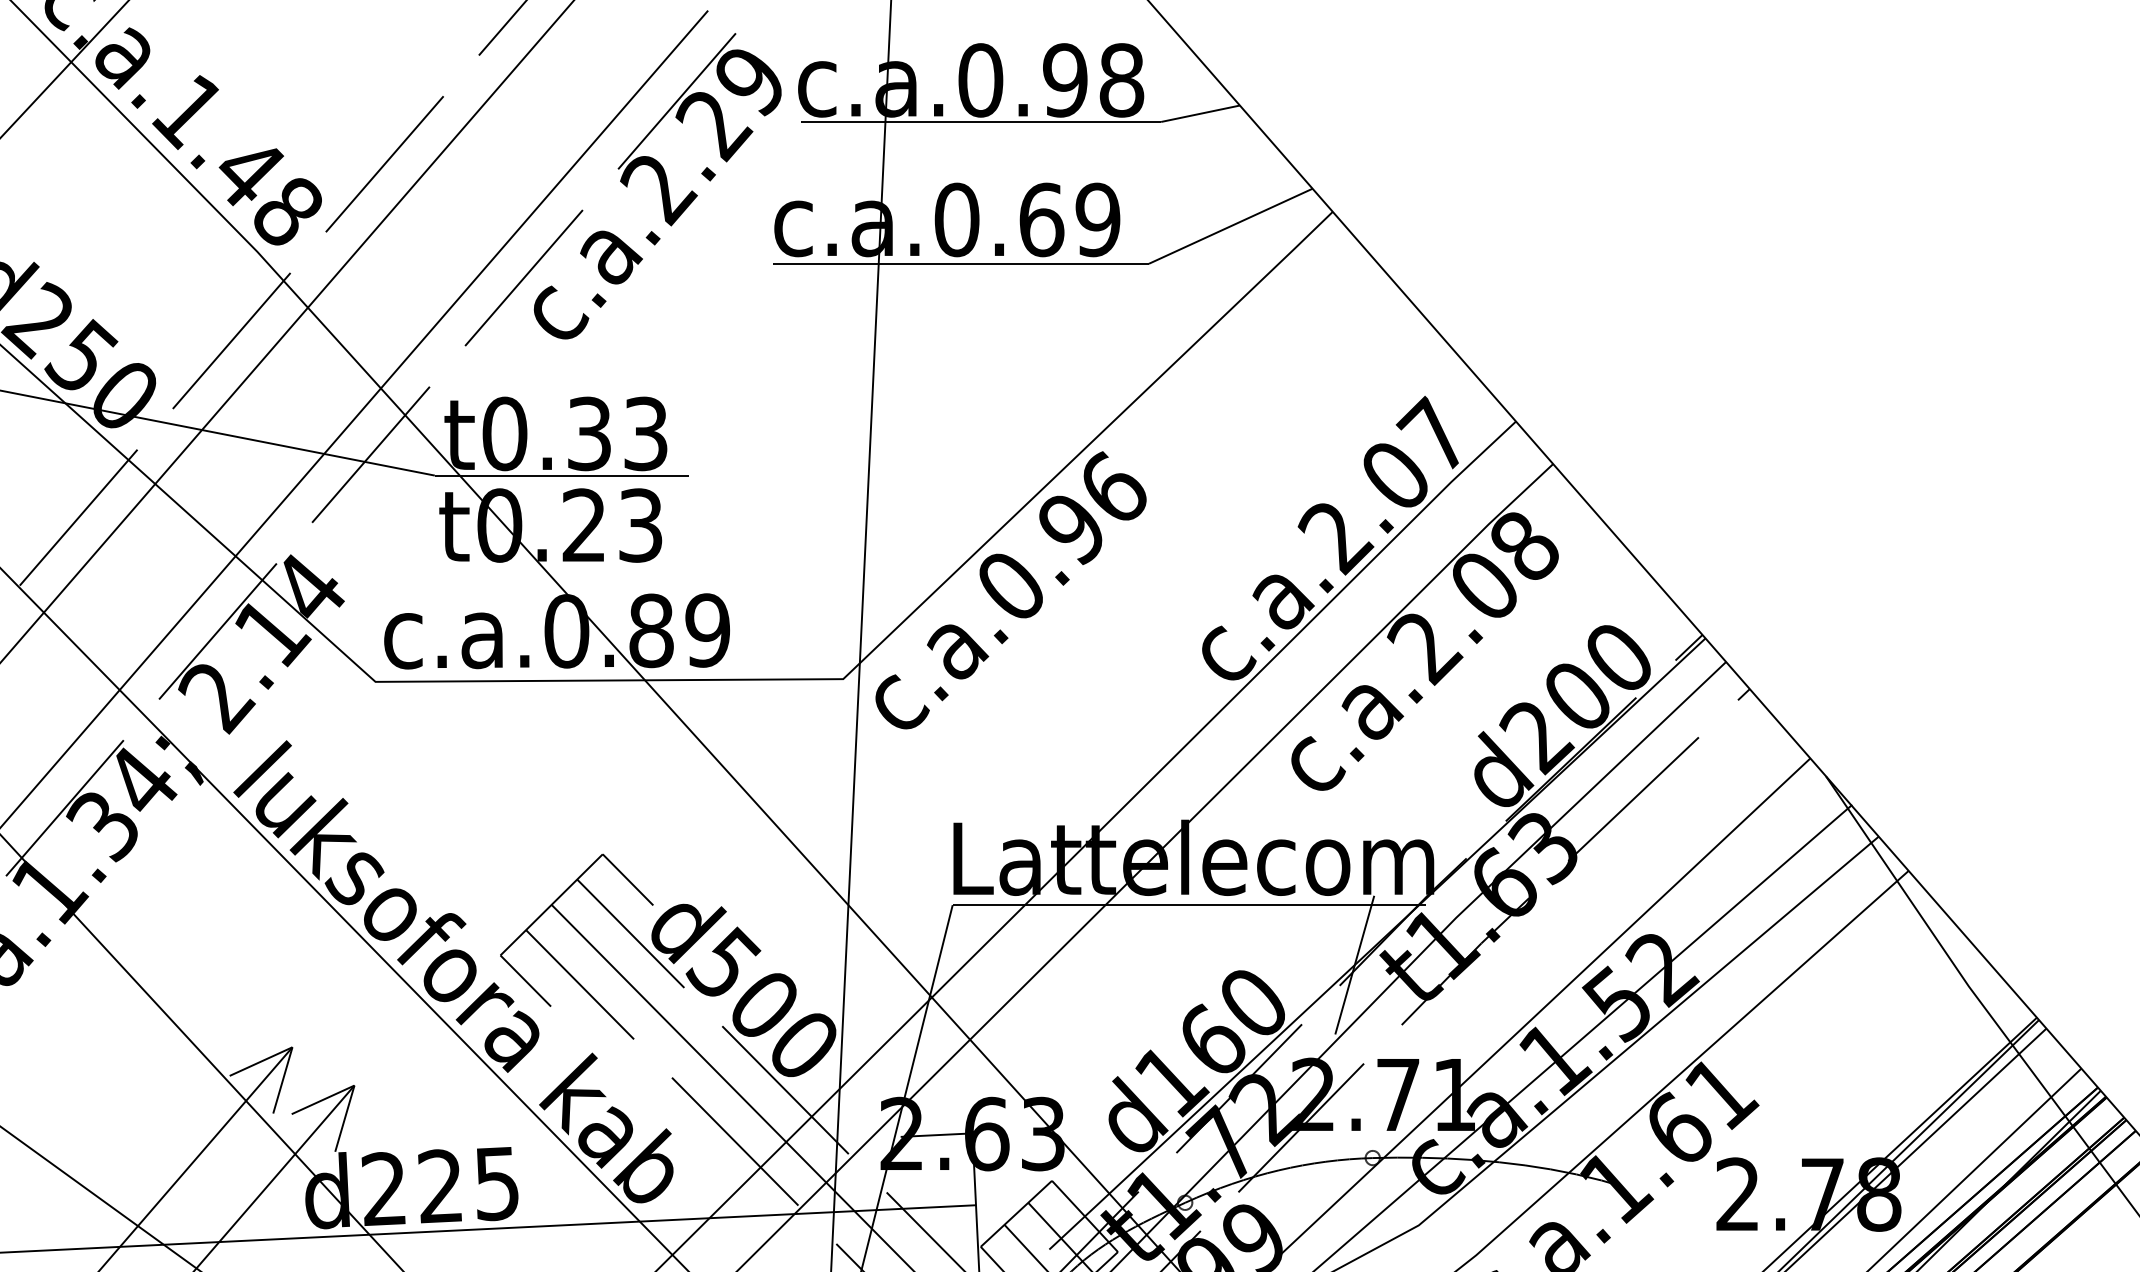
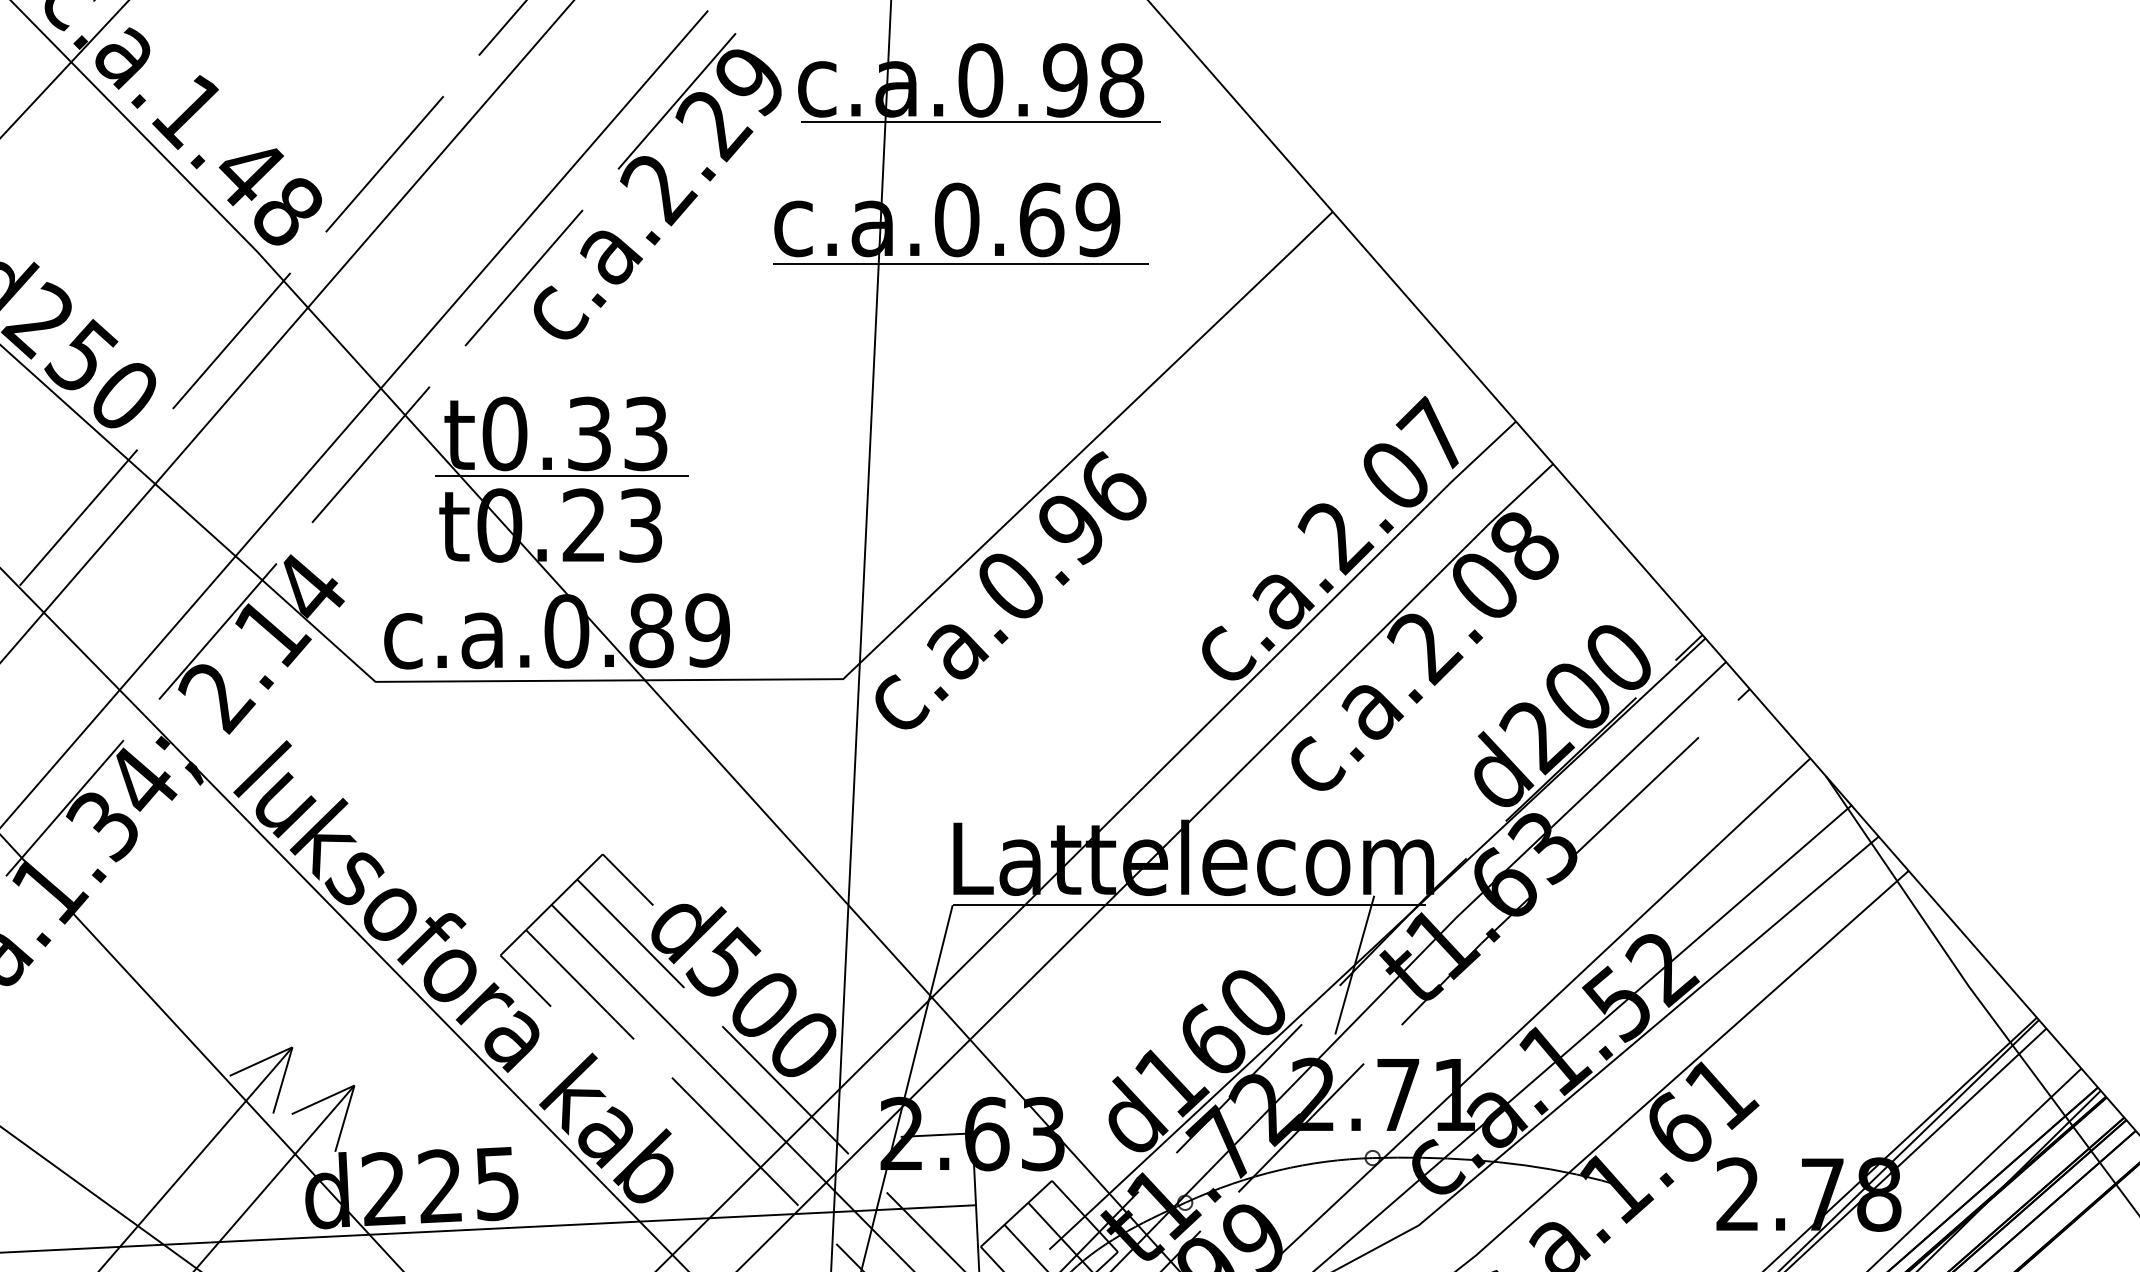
line: present -> none (1200, 113)
line: present -> none (1230, 225)
line: present -> none (218, 433)
